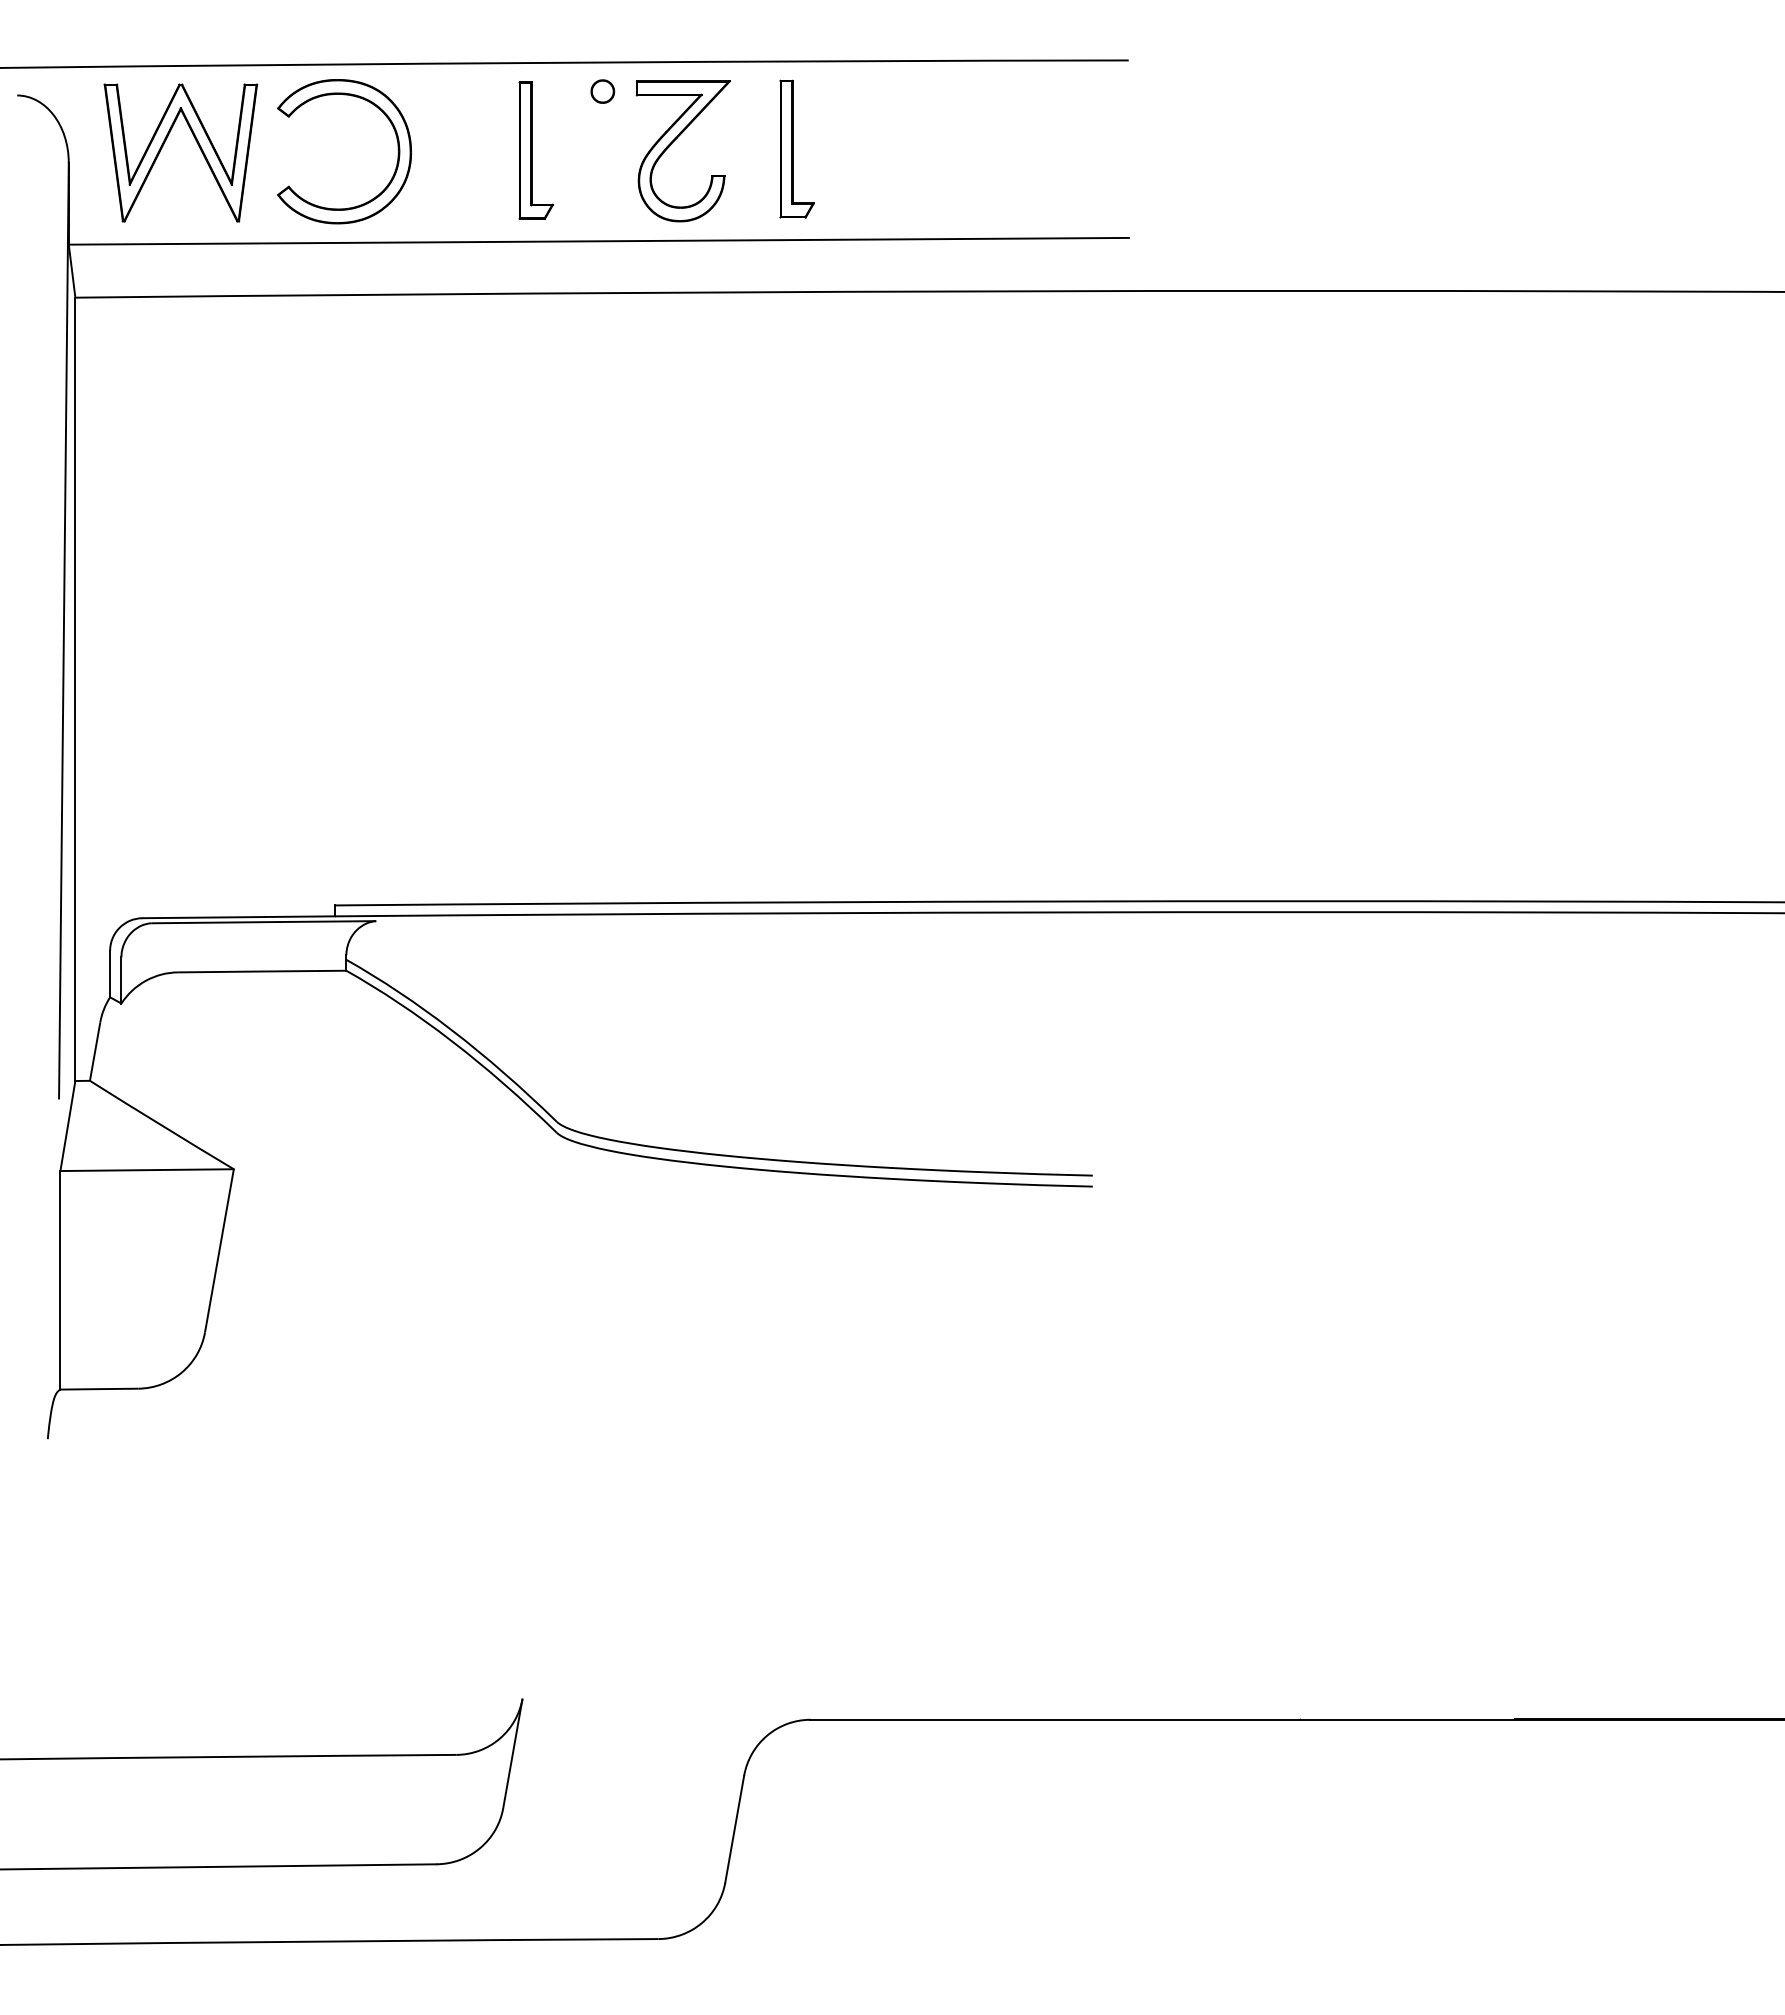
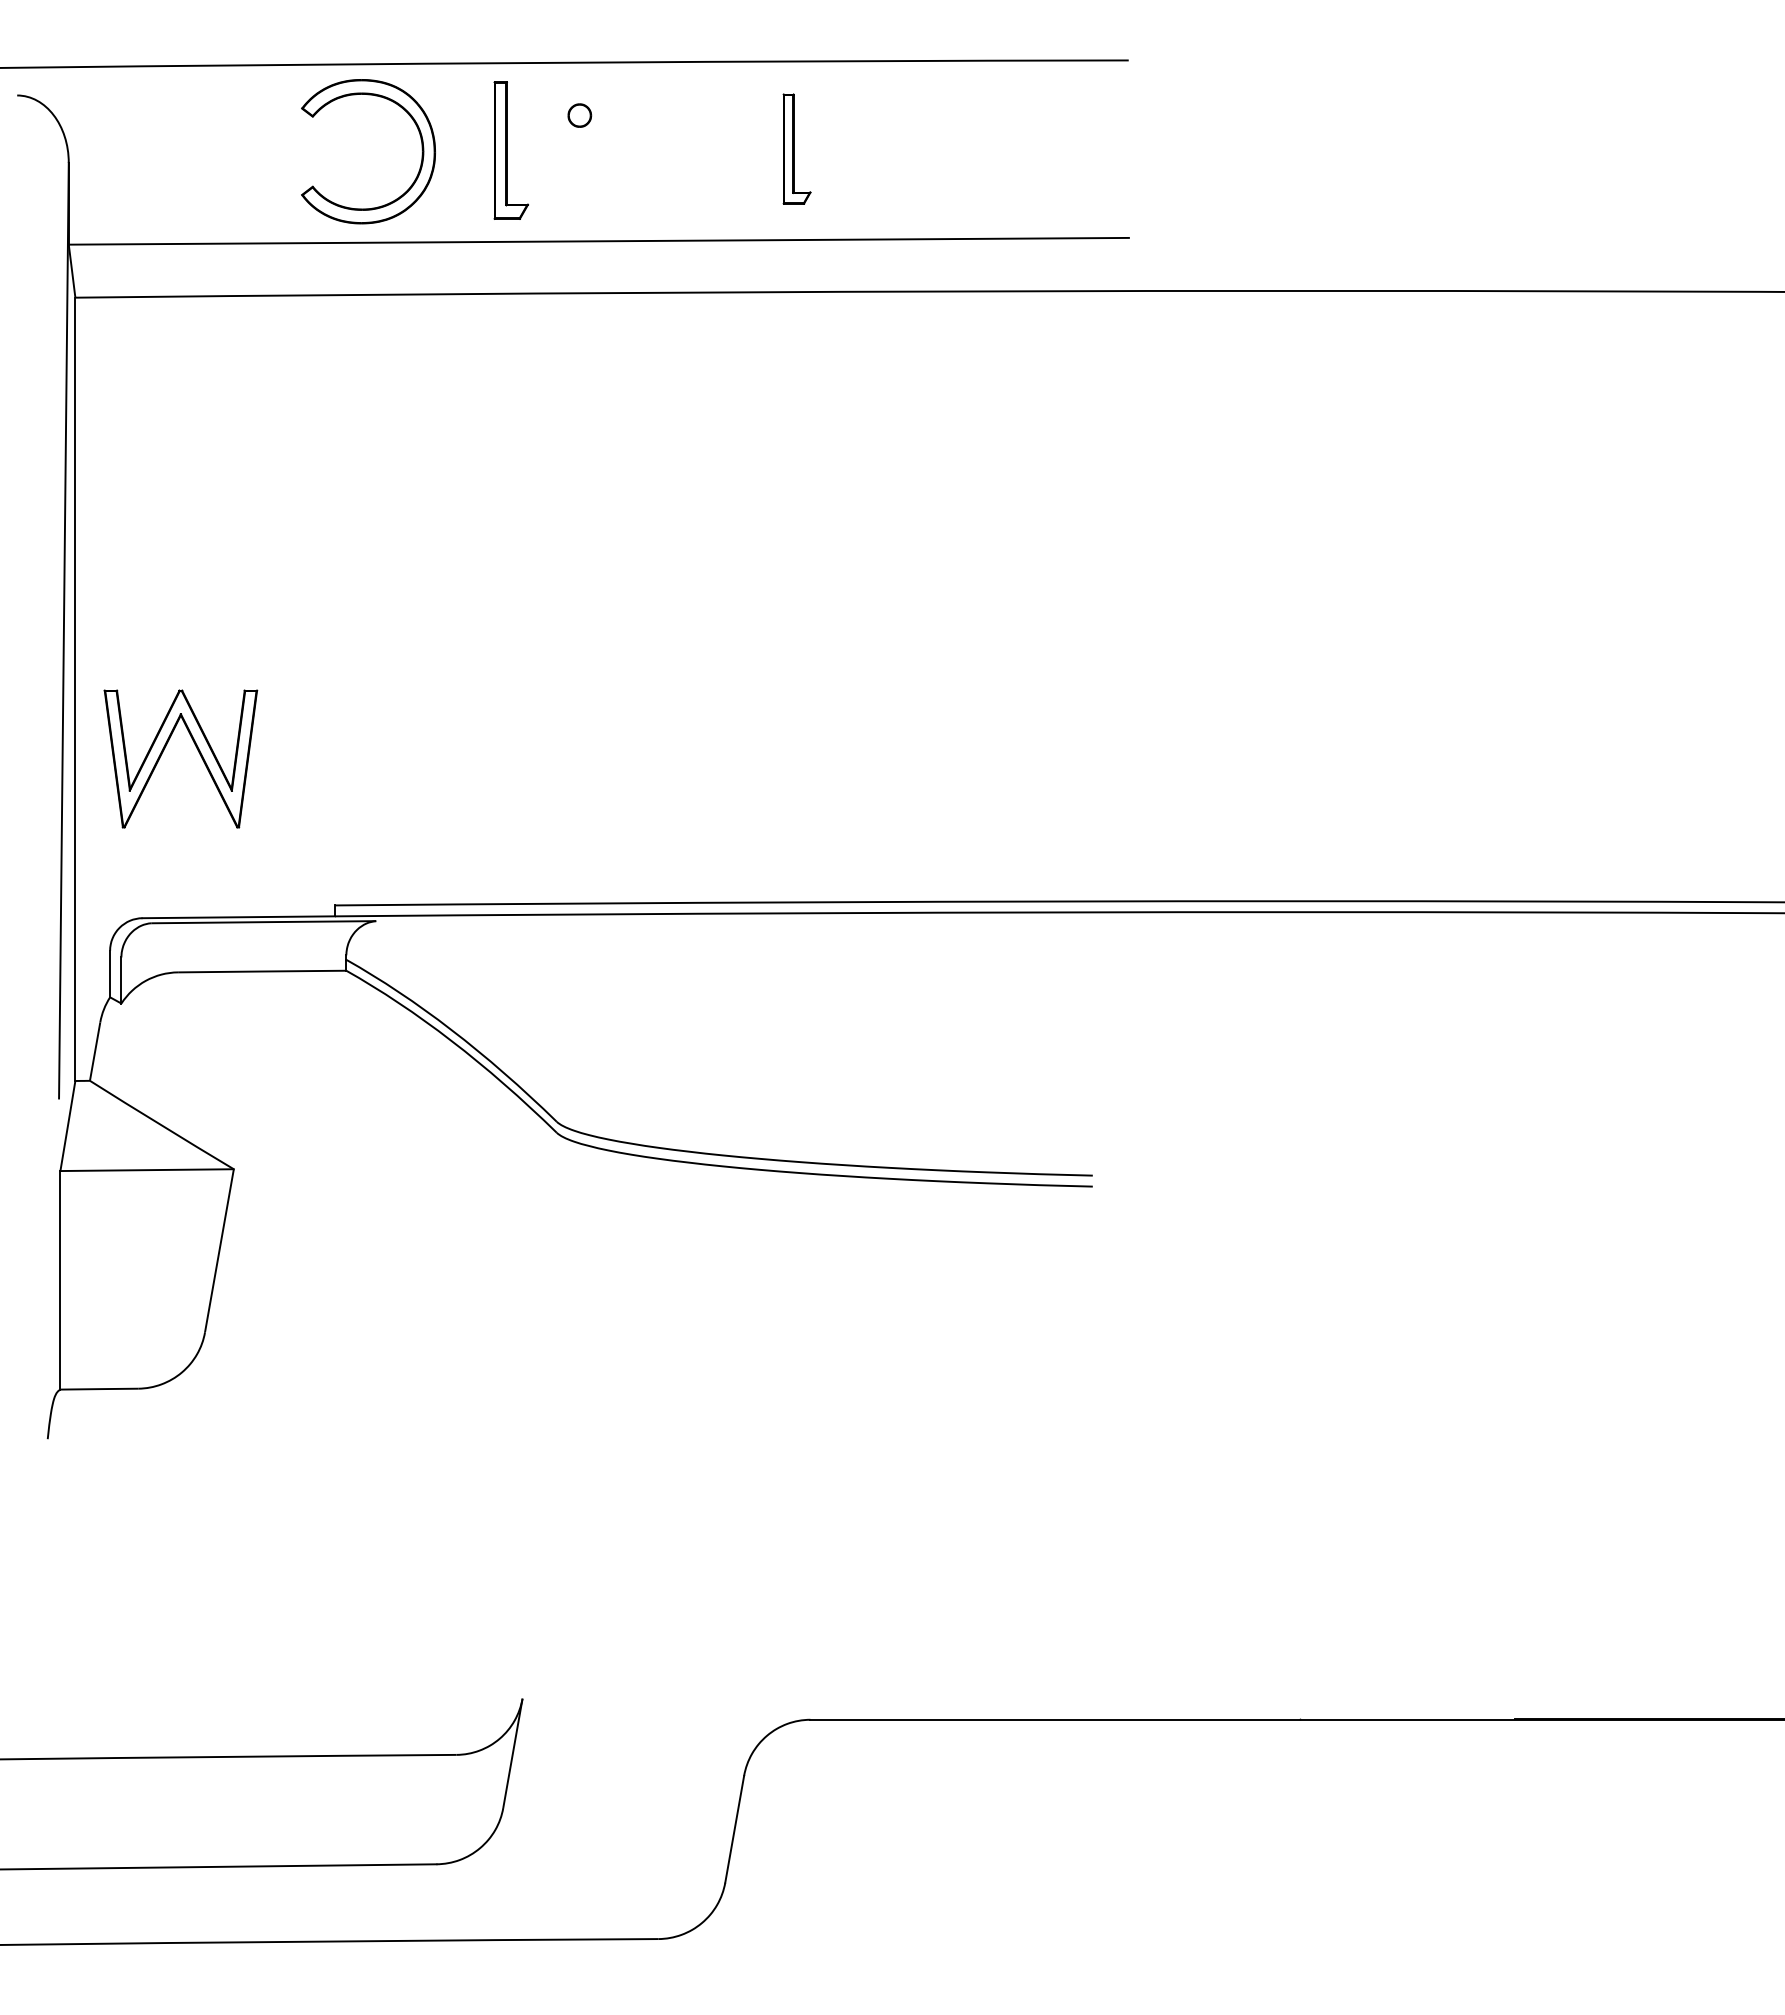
part position: (602, 91) -> (579, 115) (579, 115)
part: present -> none (673, 142)
part position: (164, 144) -> (164, 750) (164, 750)
part size: 36x140 px -> 30x112 px (796, 148)
part position: (397, 150) -> (421, 150) (421, 150)
part position: (535, 150) -> (510, 150) (510, 150)
